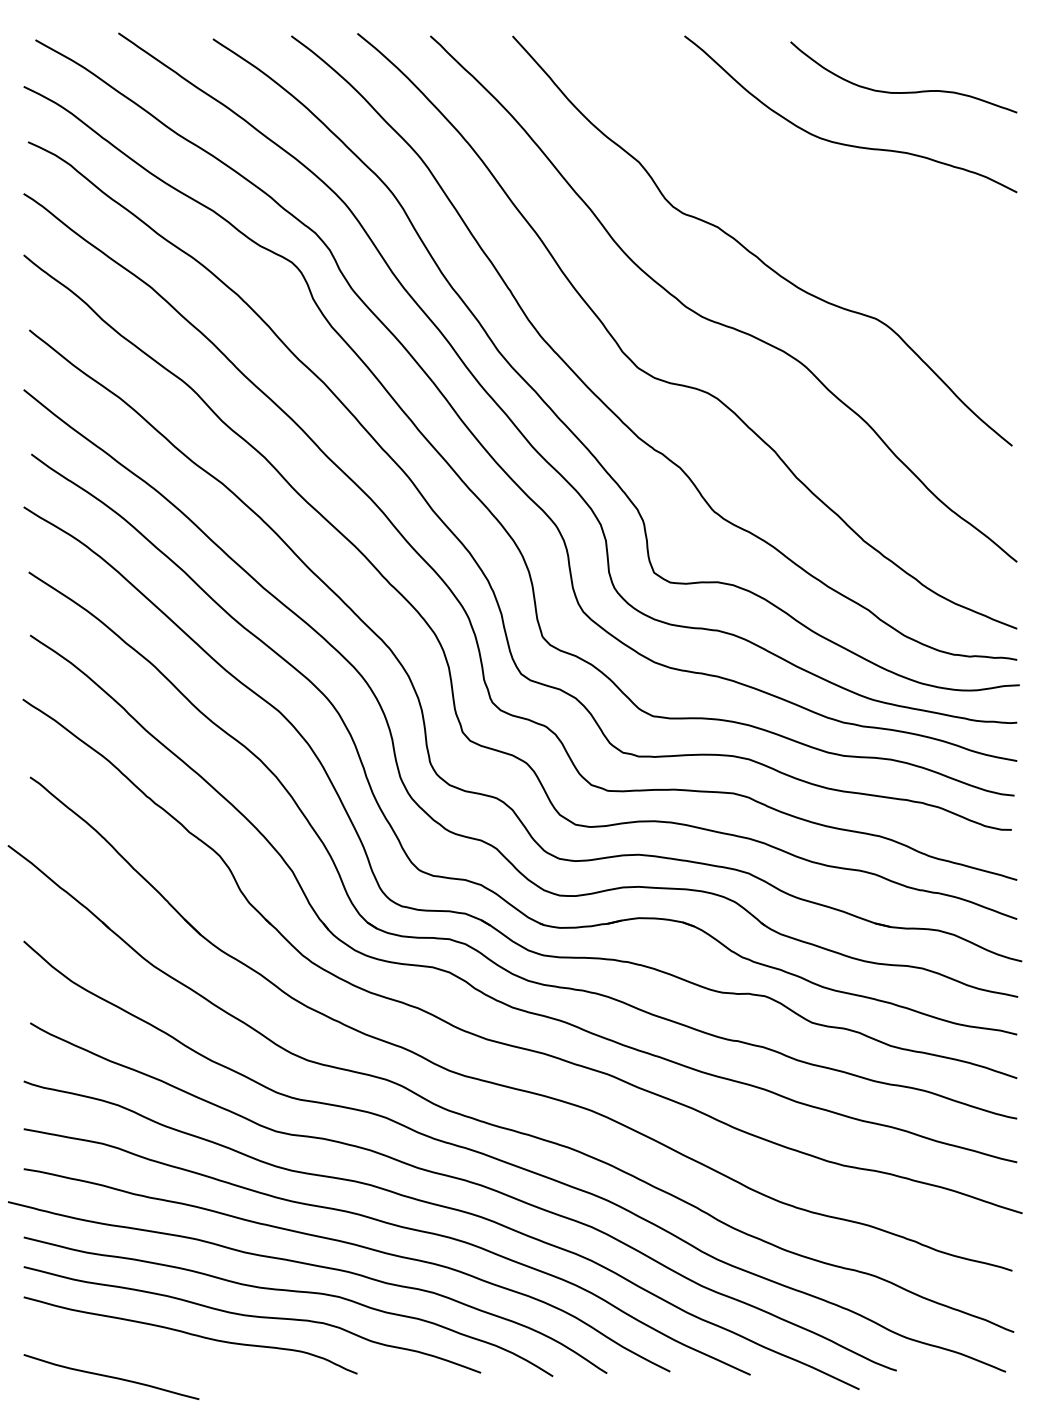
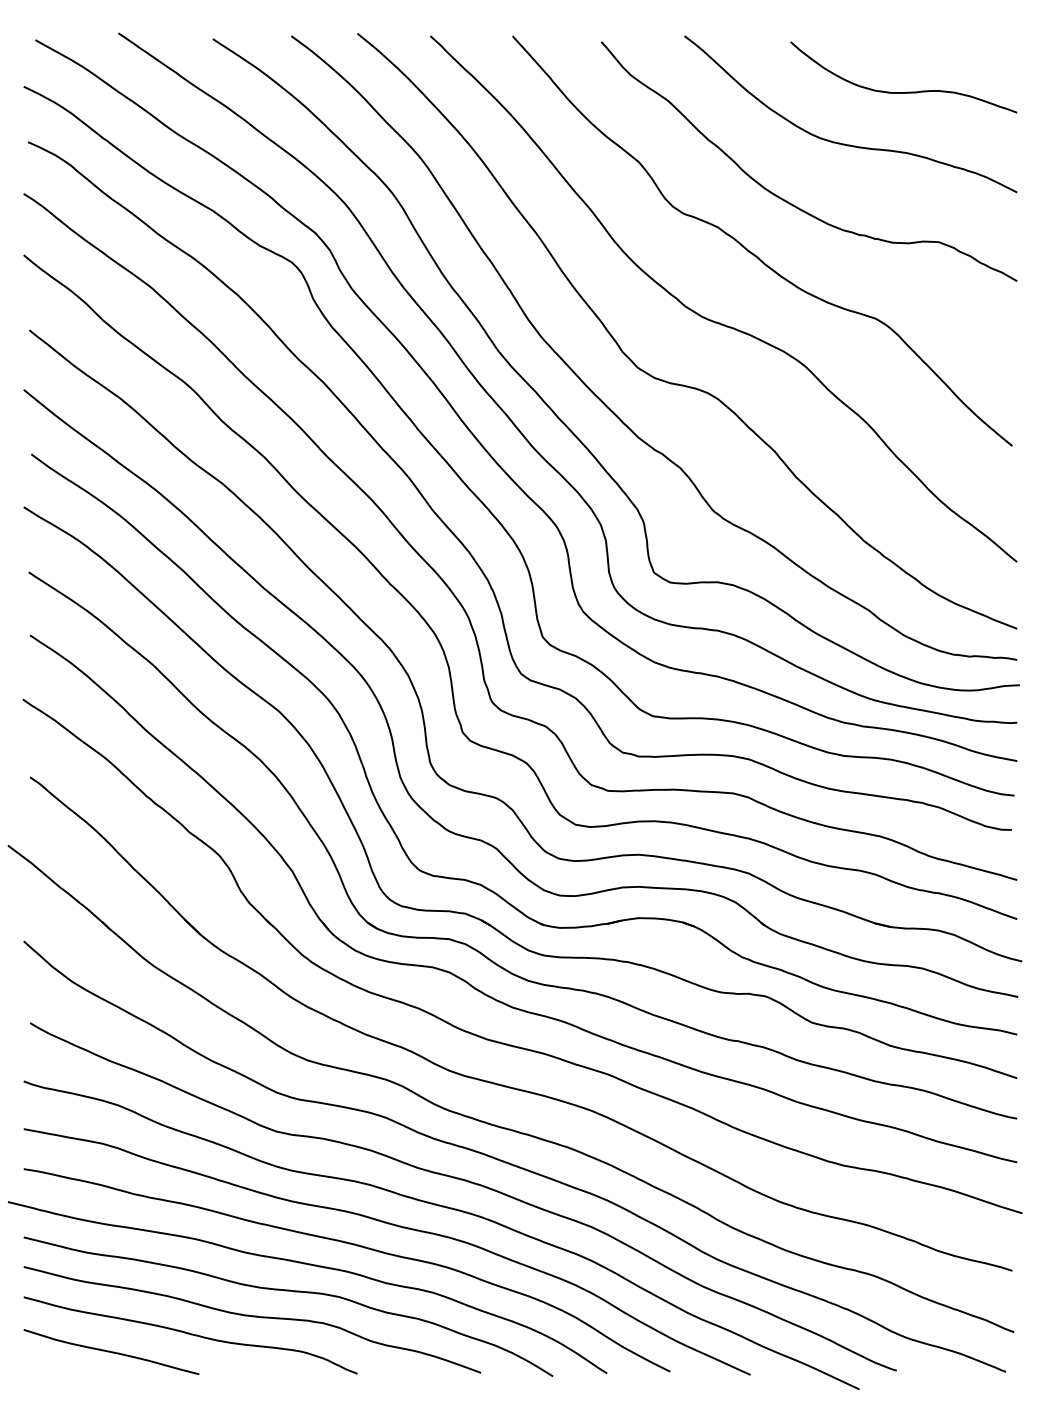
curve: none -> present (788, 201)
curve position: (111, 1377) -> (111, 1352) (111, 1352)
